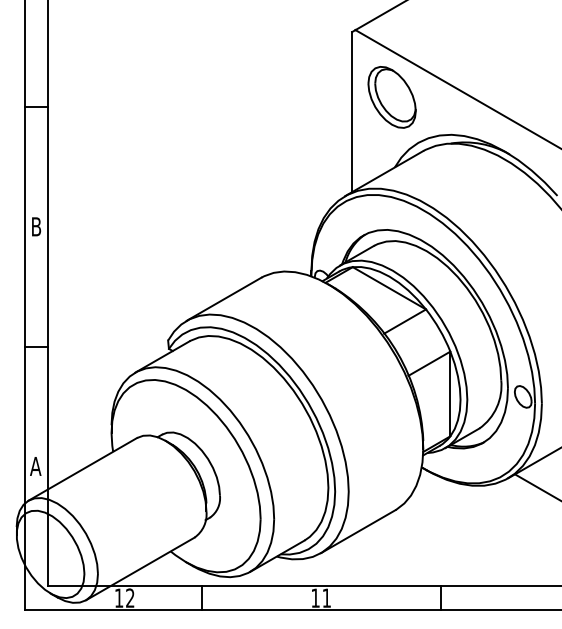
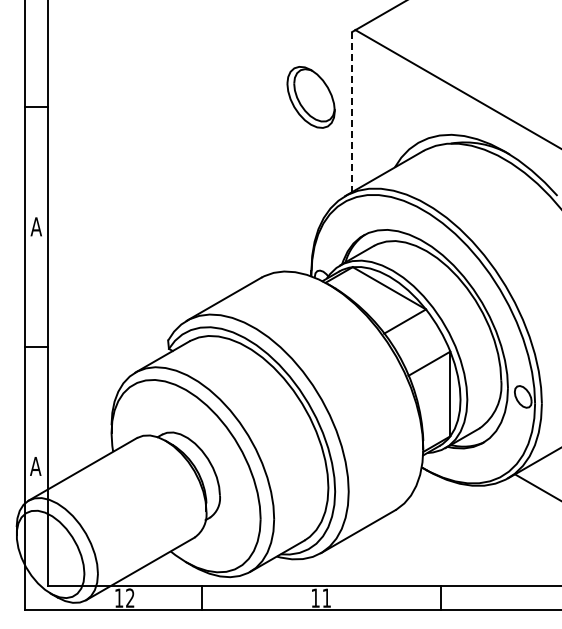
part position: (391, 97) -> (310, 97) (310, 97)
line: solid -> dashed (352, 112)
text: B -> A (35, 226)
